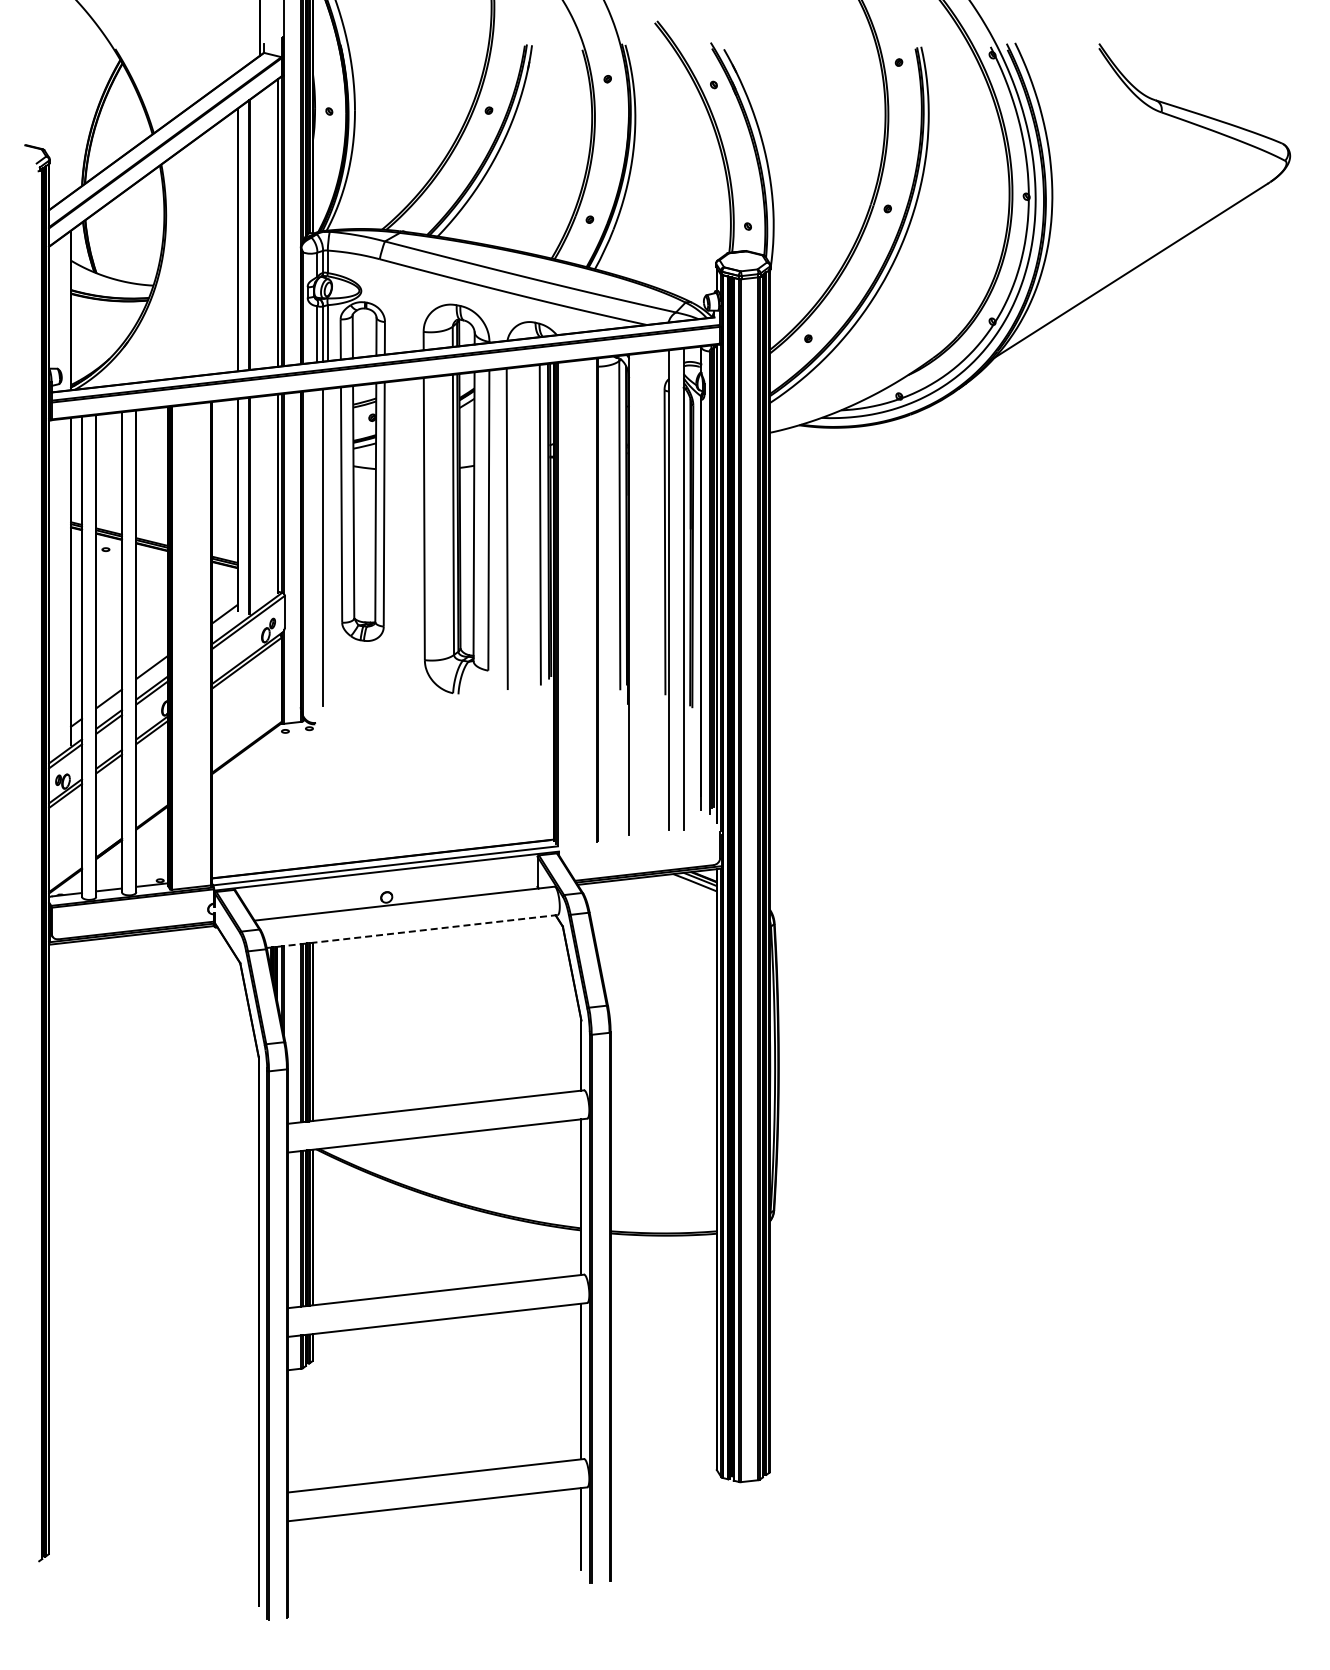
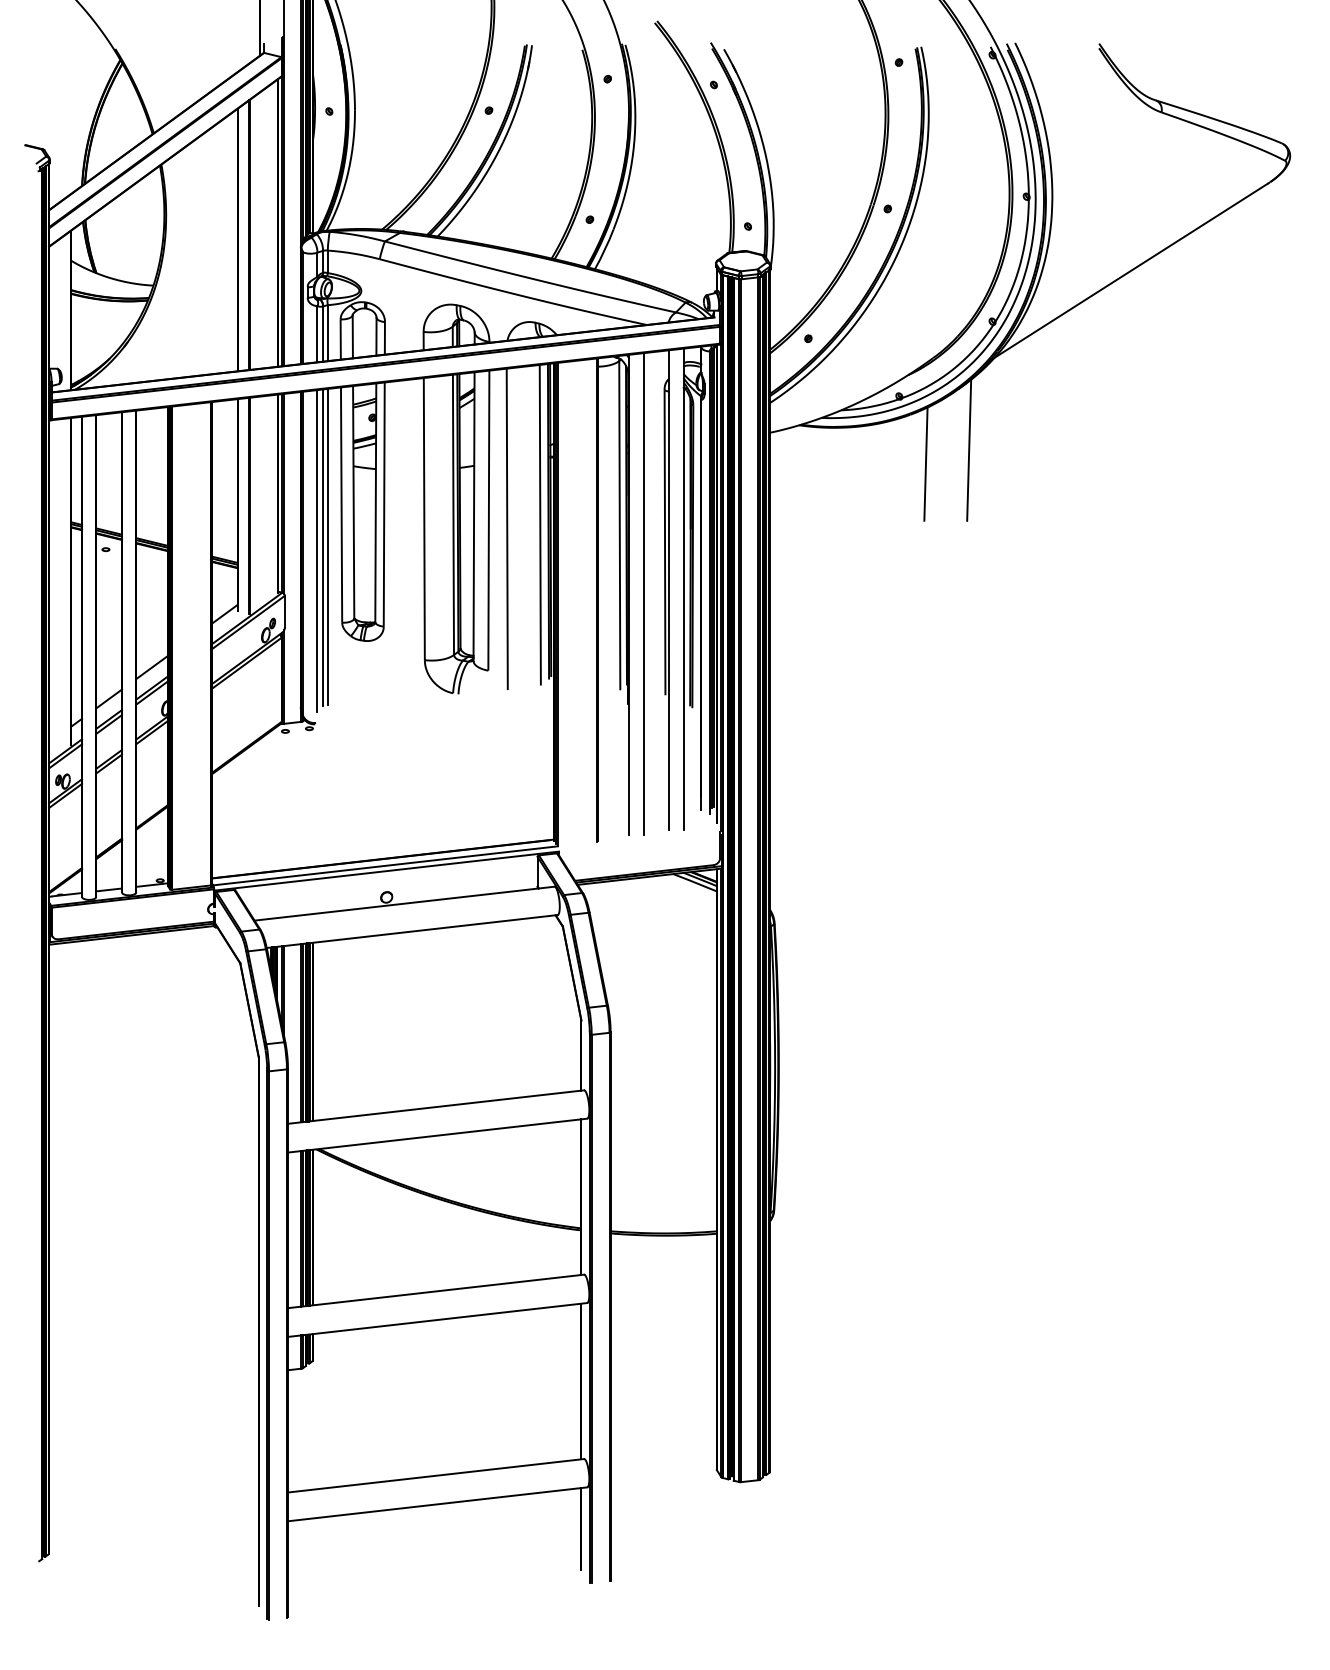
line: none -> present (969, 449)
line: none -> present (925, 463)
line: none -> present (327, 546)
line: none -> present (317, 550)
line: none -> present (643, 593)
line: dashed -> solid (412, 931)
